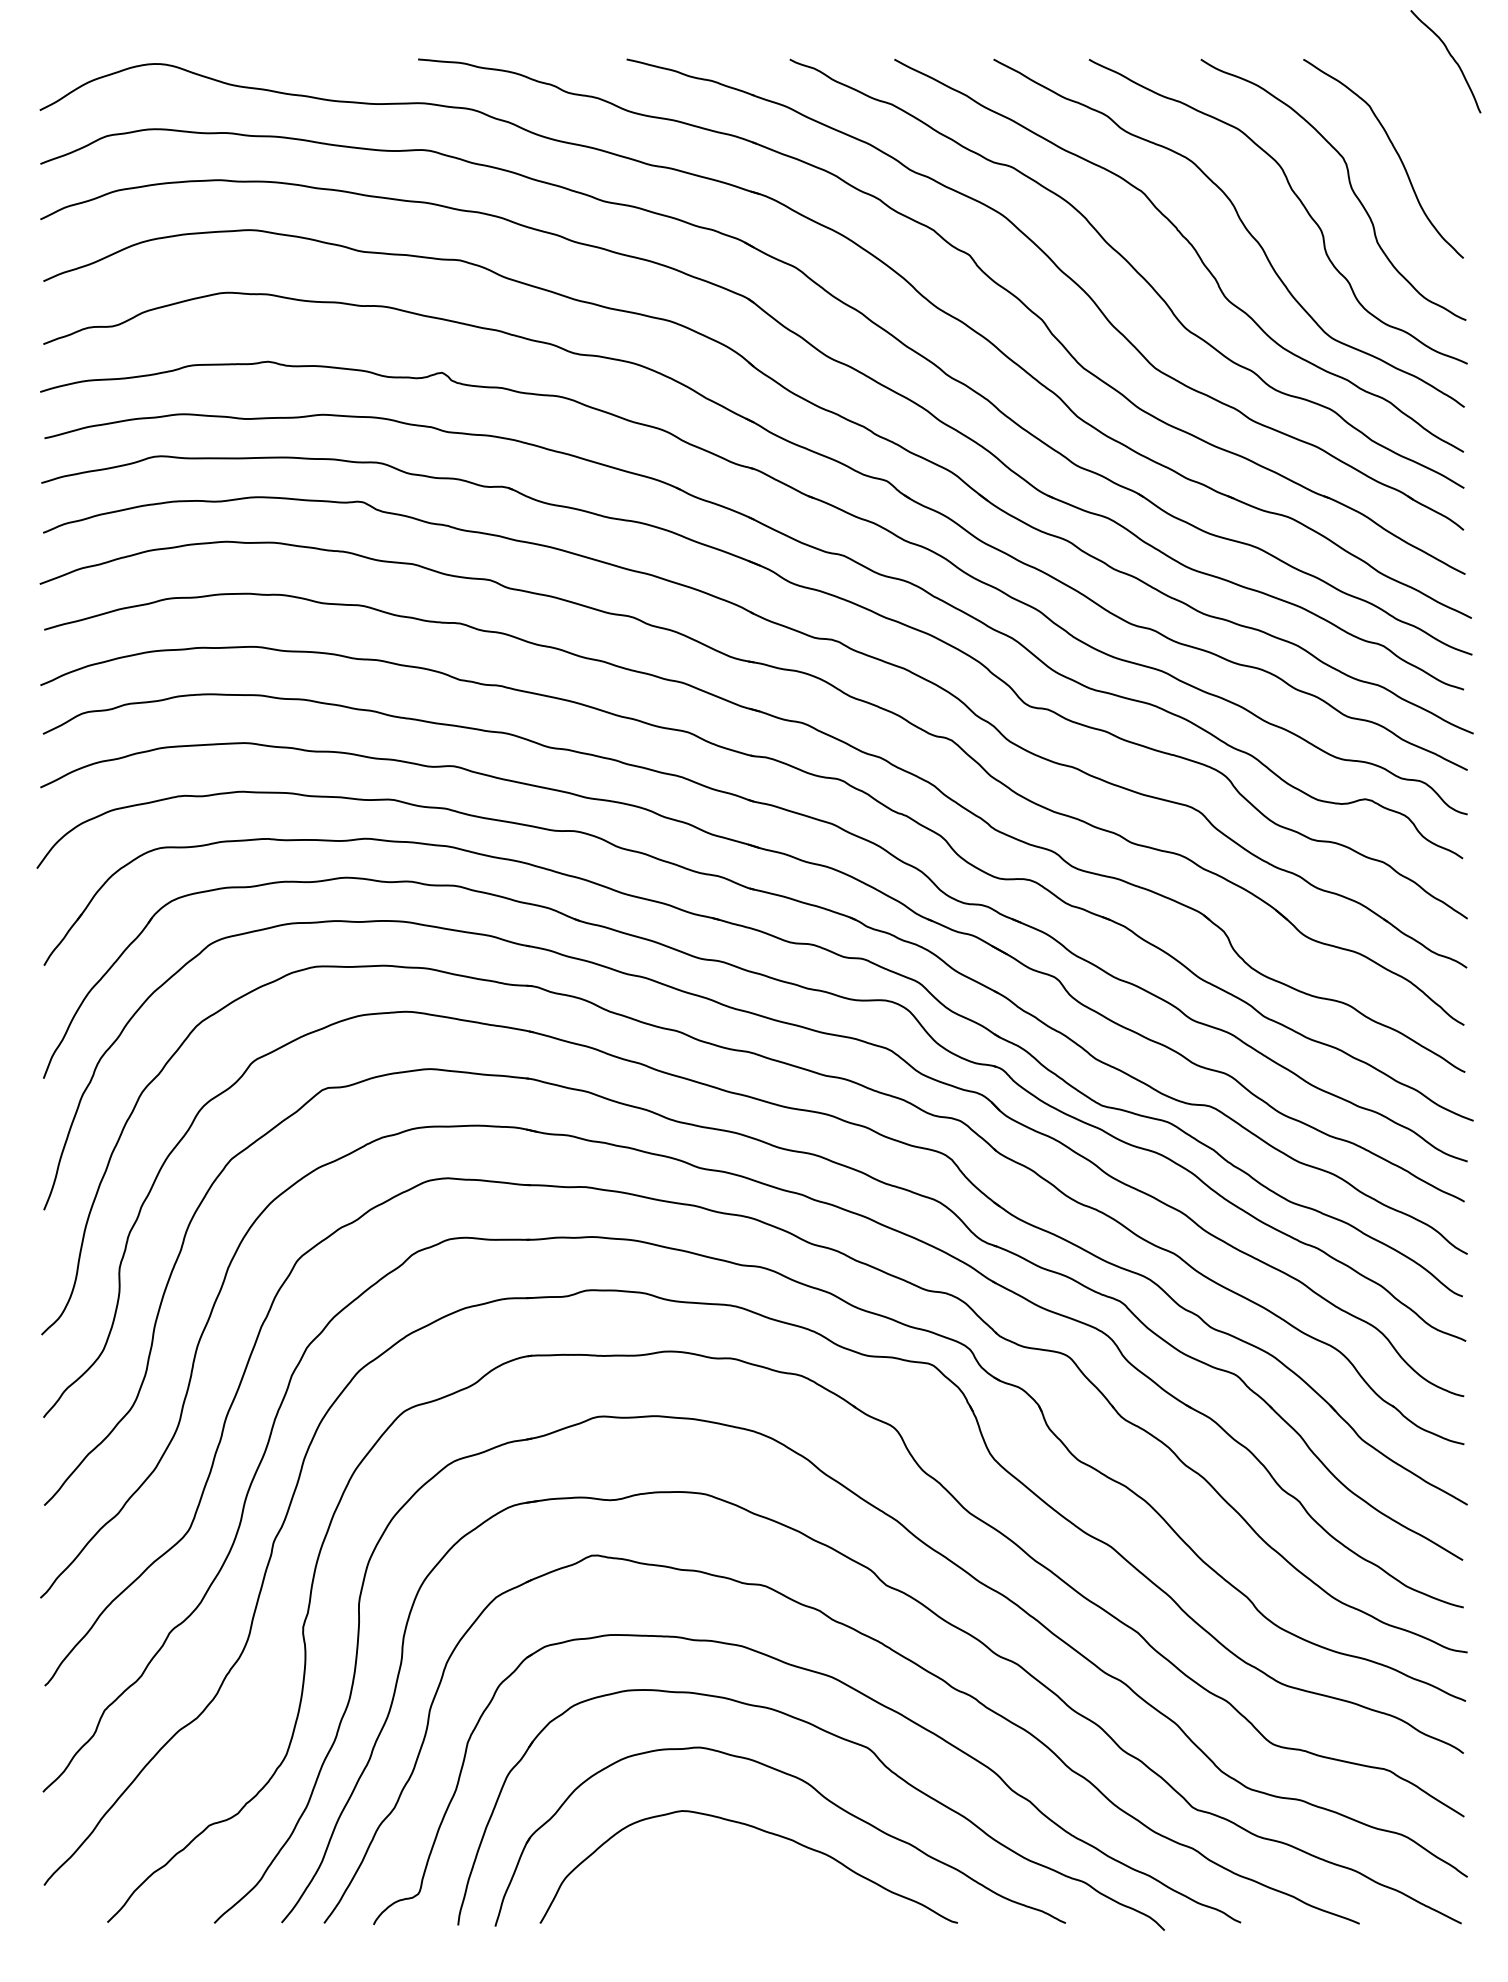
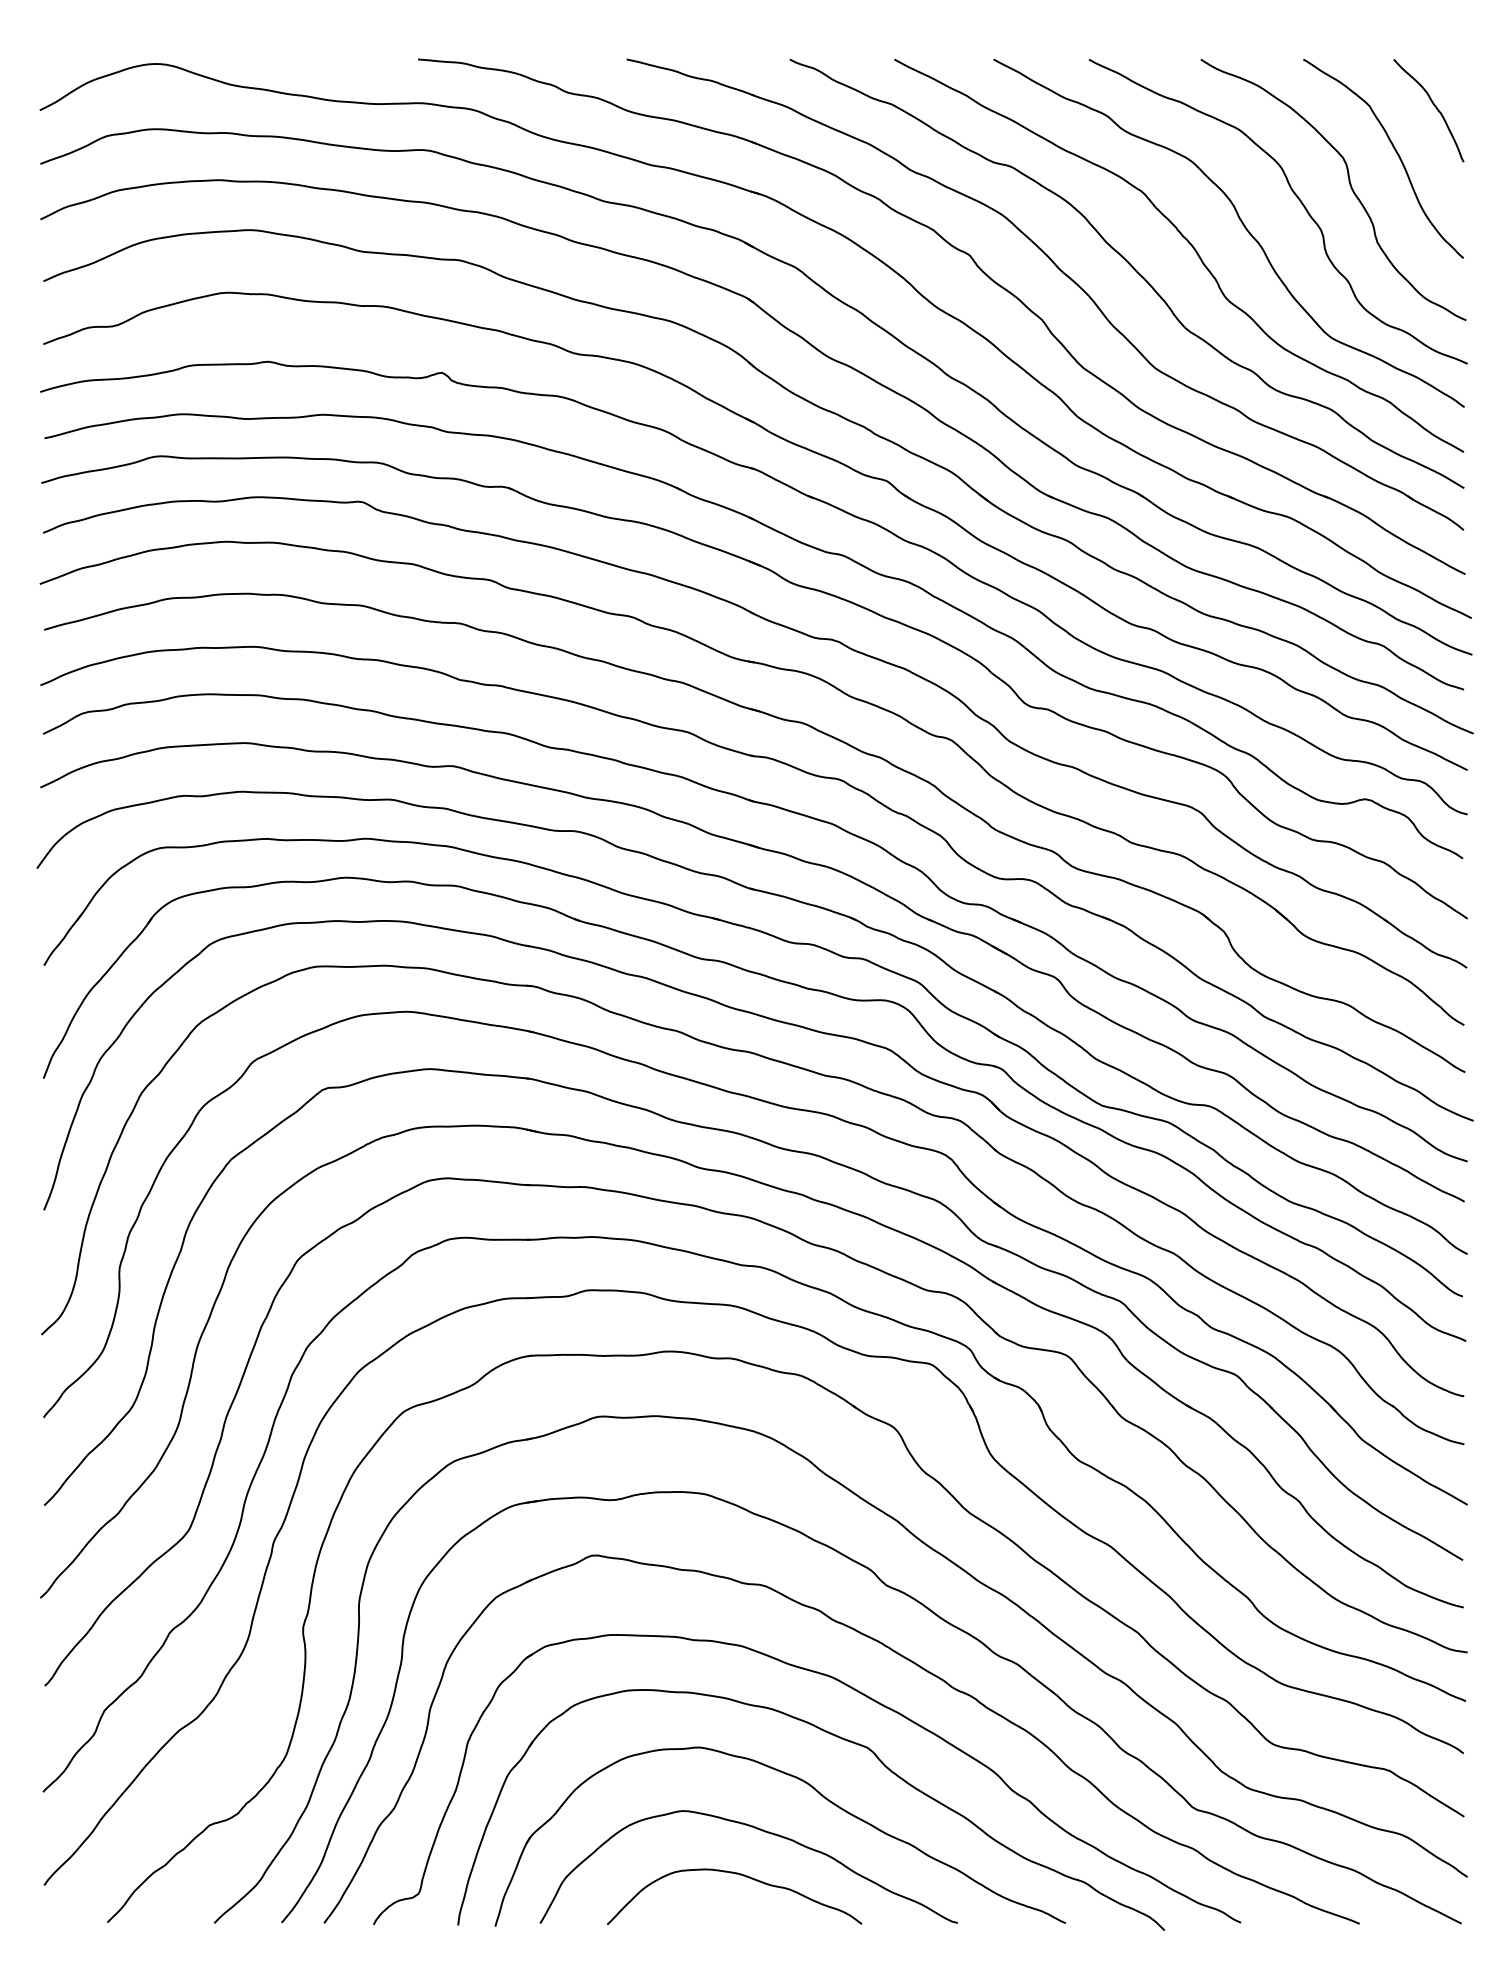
curve position: (1450, 56) -> (1433, 105) (1433, 105)
curve: none -> present (739, 1875)
